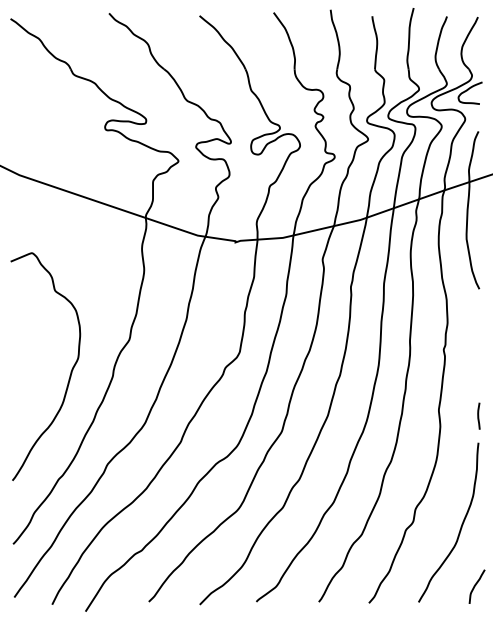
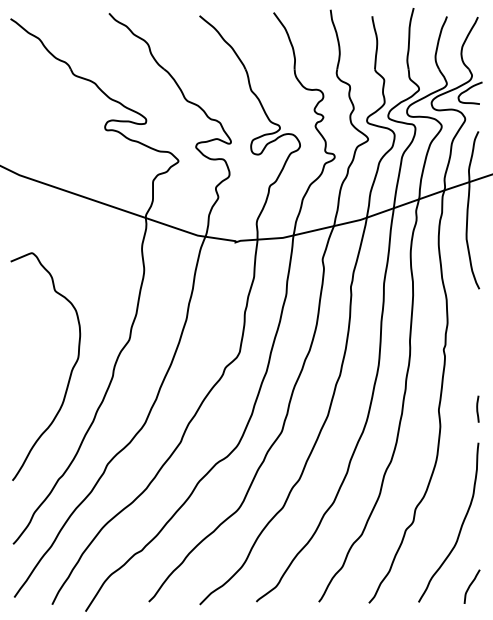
line position: (478, 415) -> (477, 408) (477, 408)
curve position: (476, 585) -> (471, 585) (471, 585)
